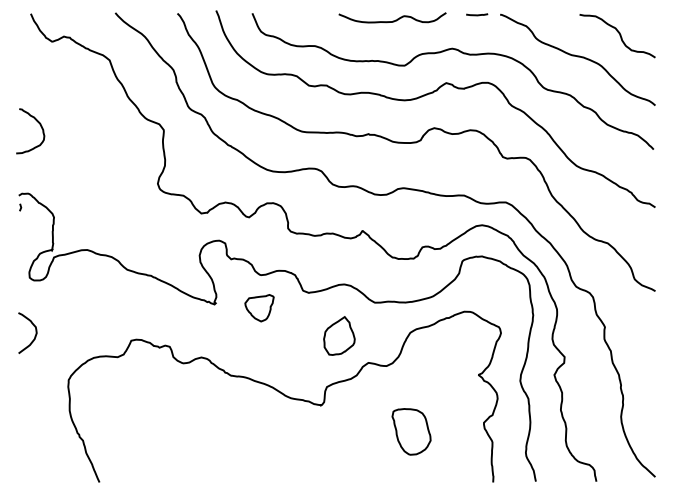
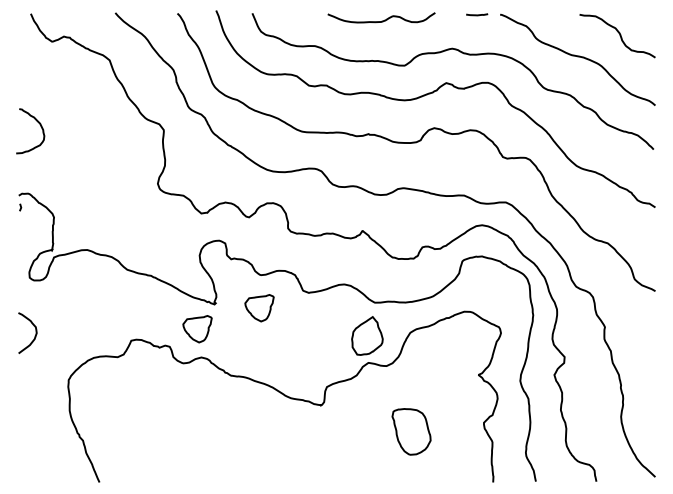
curve position: (392, 20) -> (381, 20) (381, 20)
part: none -> present (197, 329)
part position: (339, 335) -> (367, 335) (367, 335)
